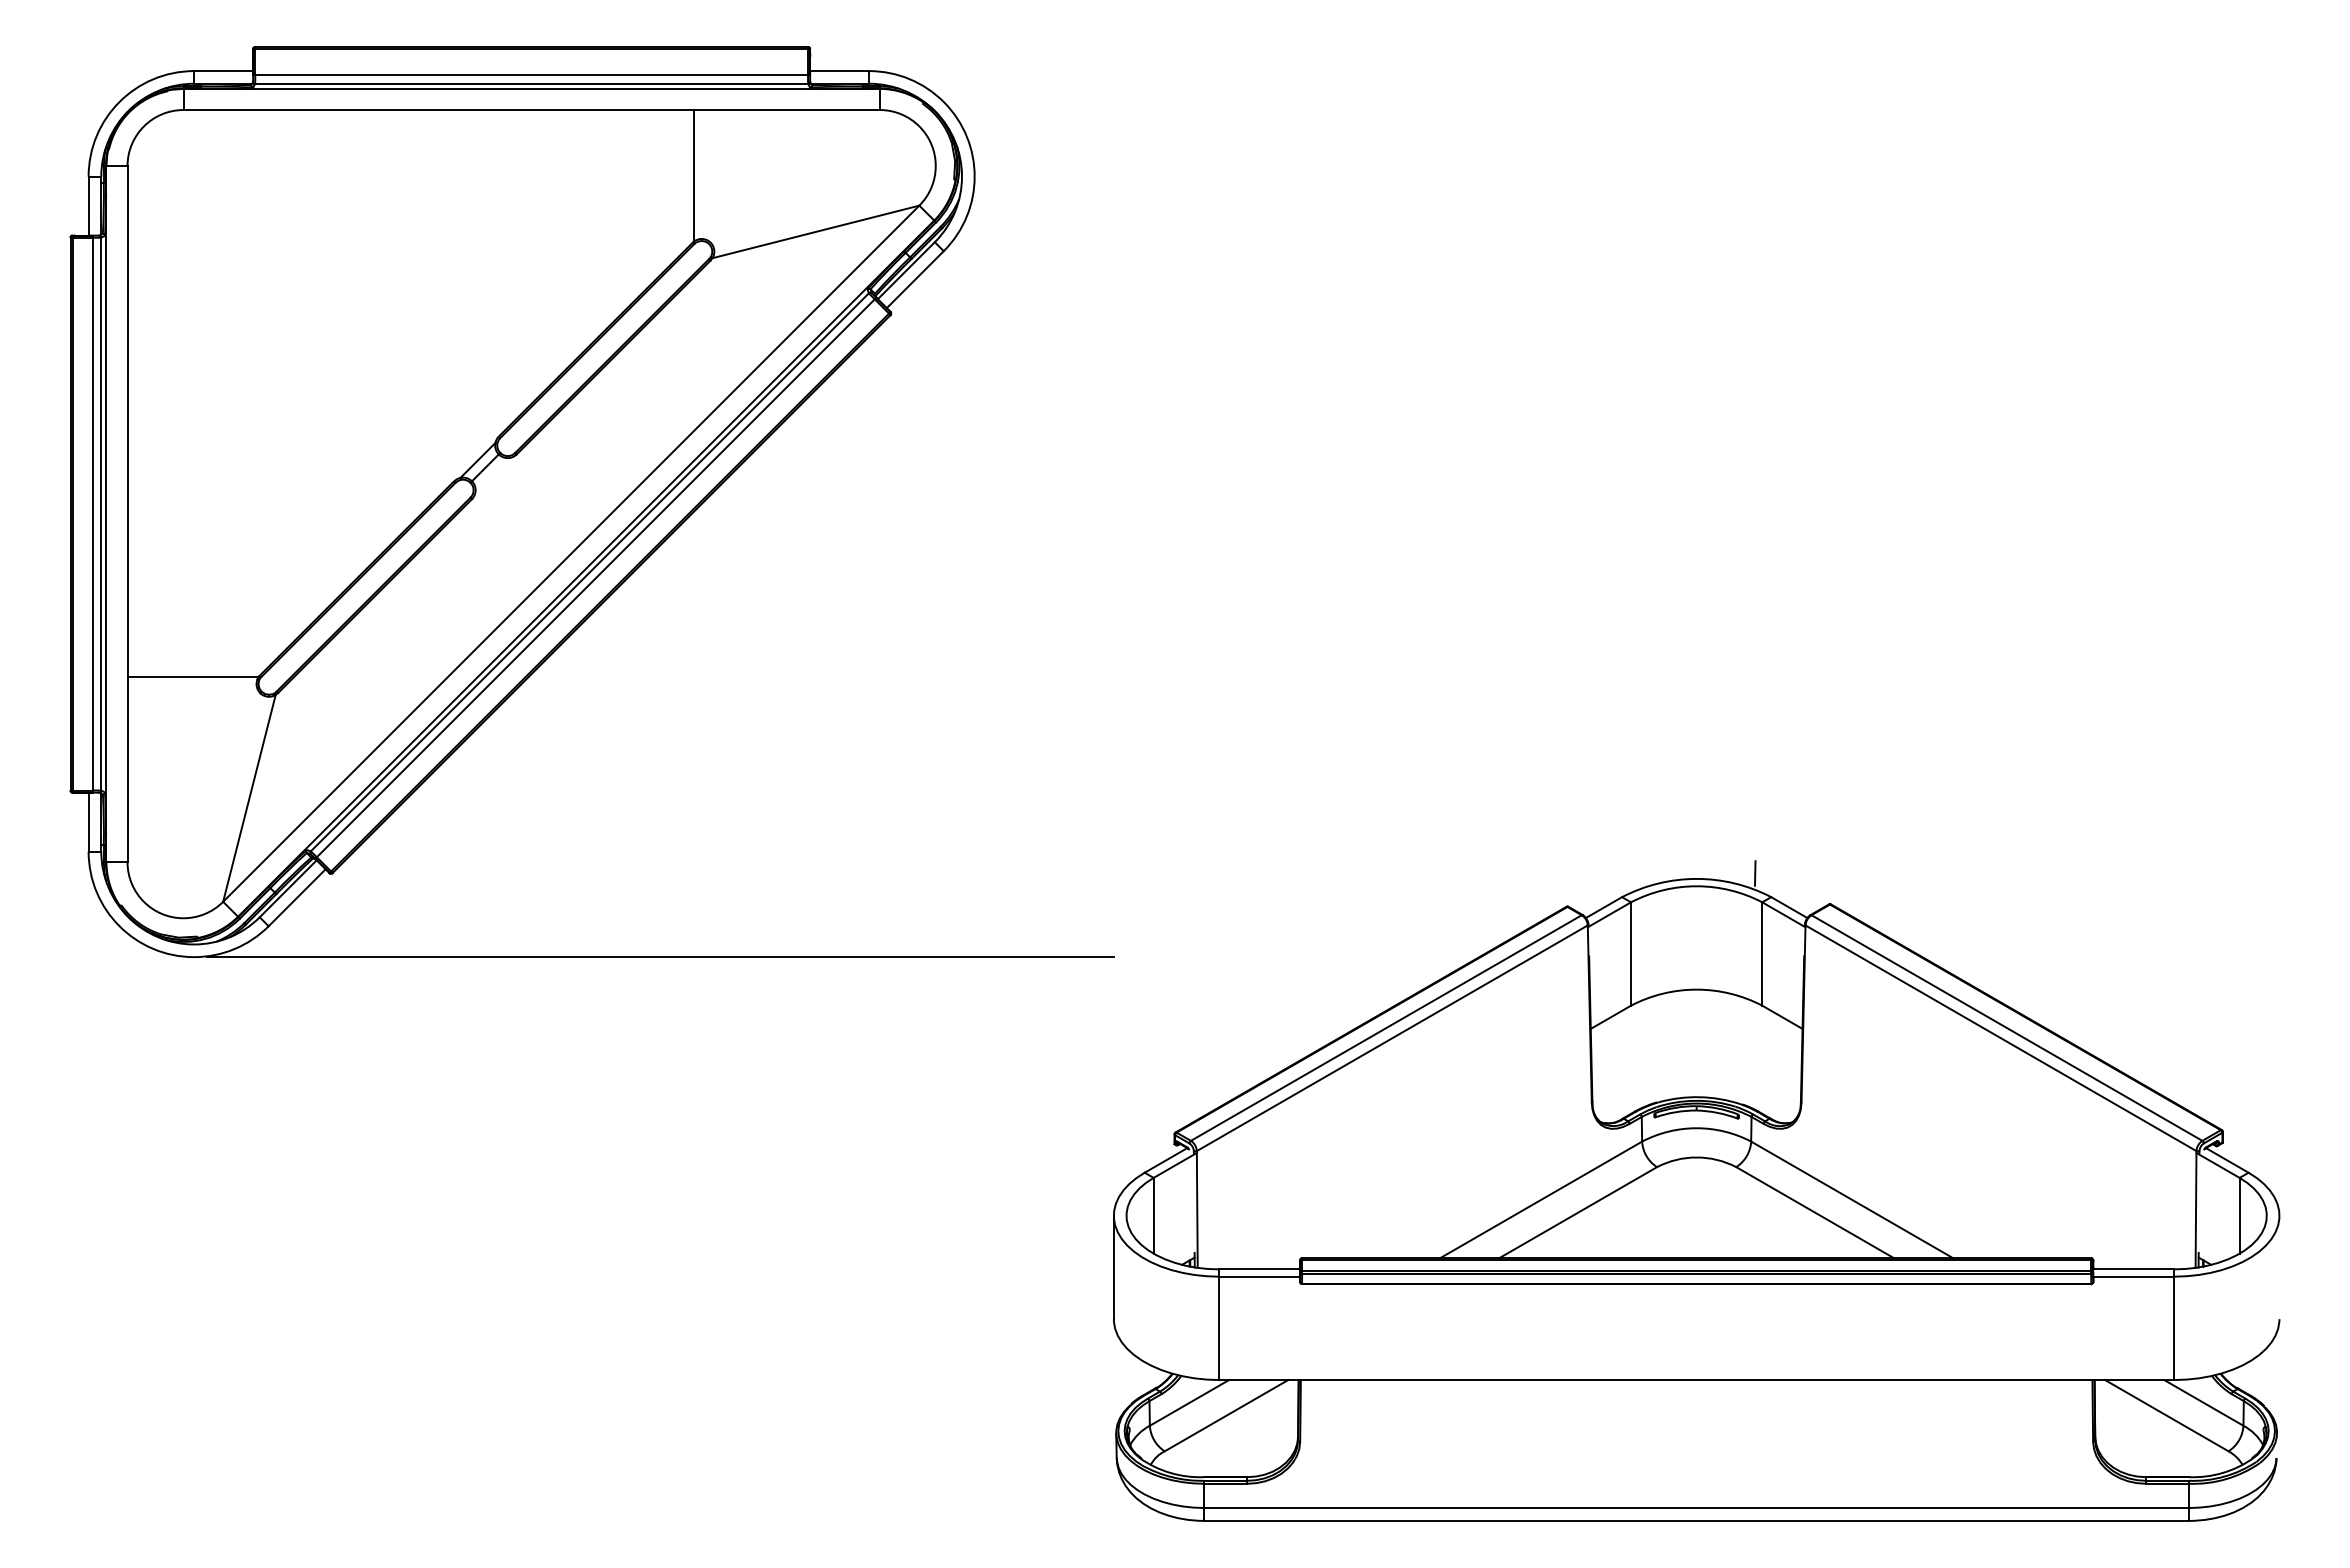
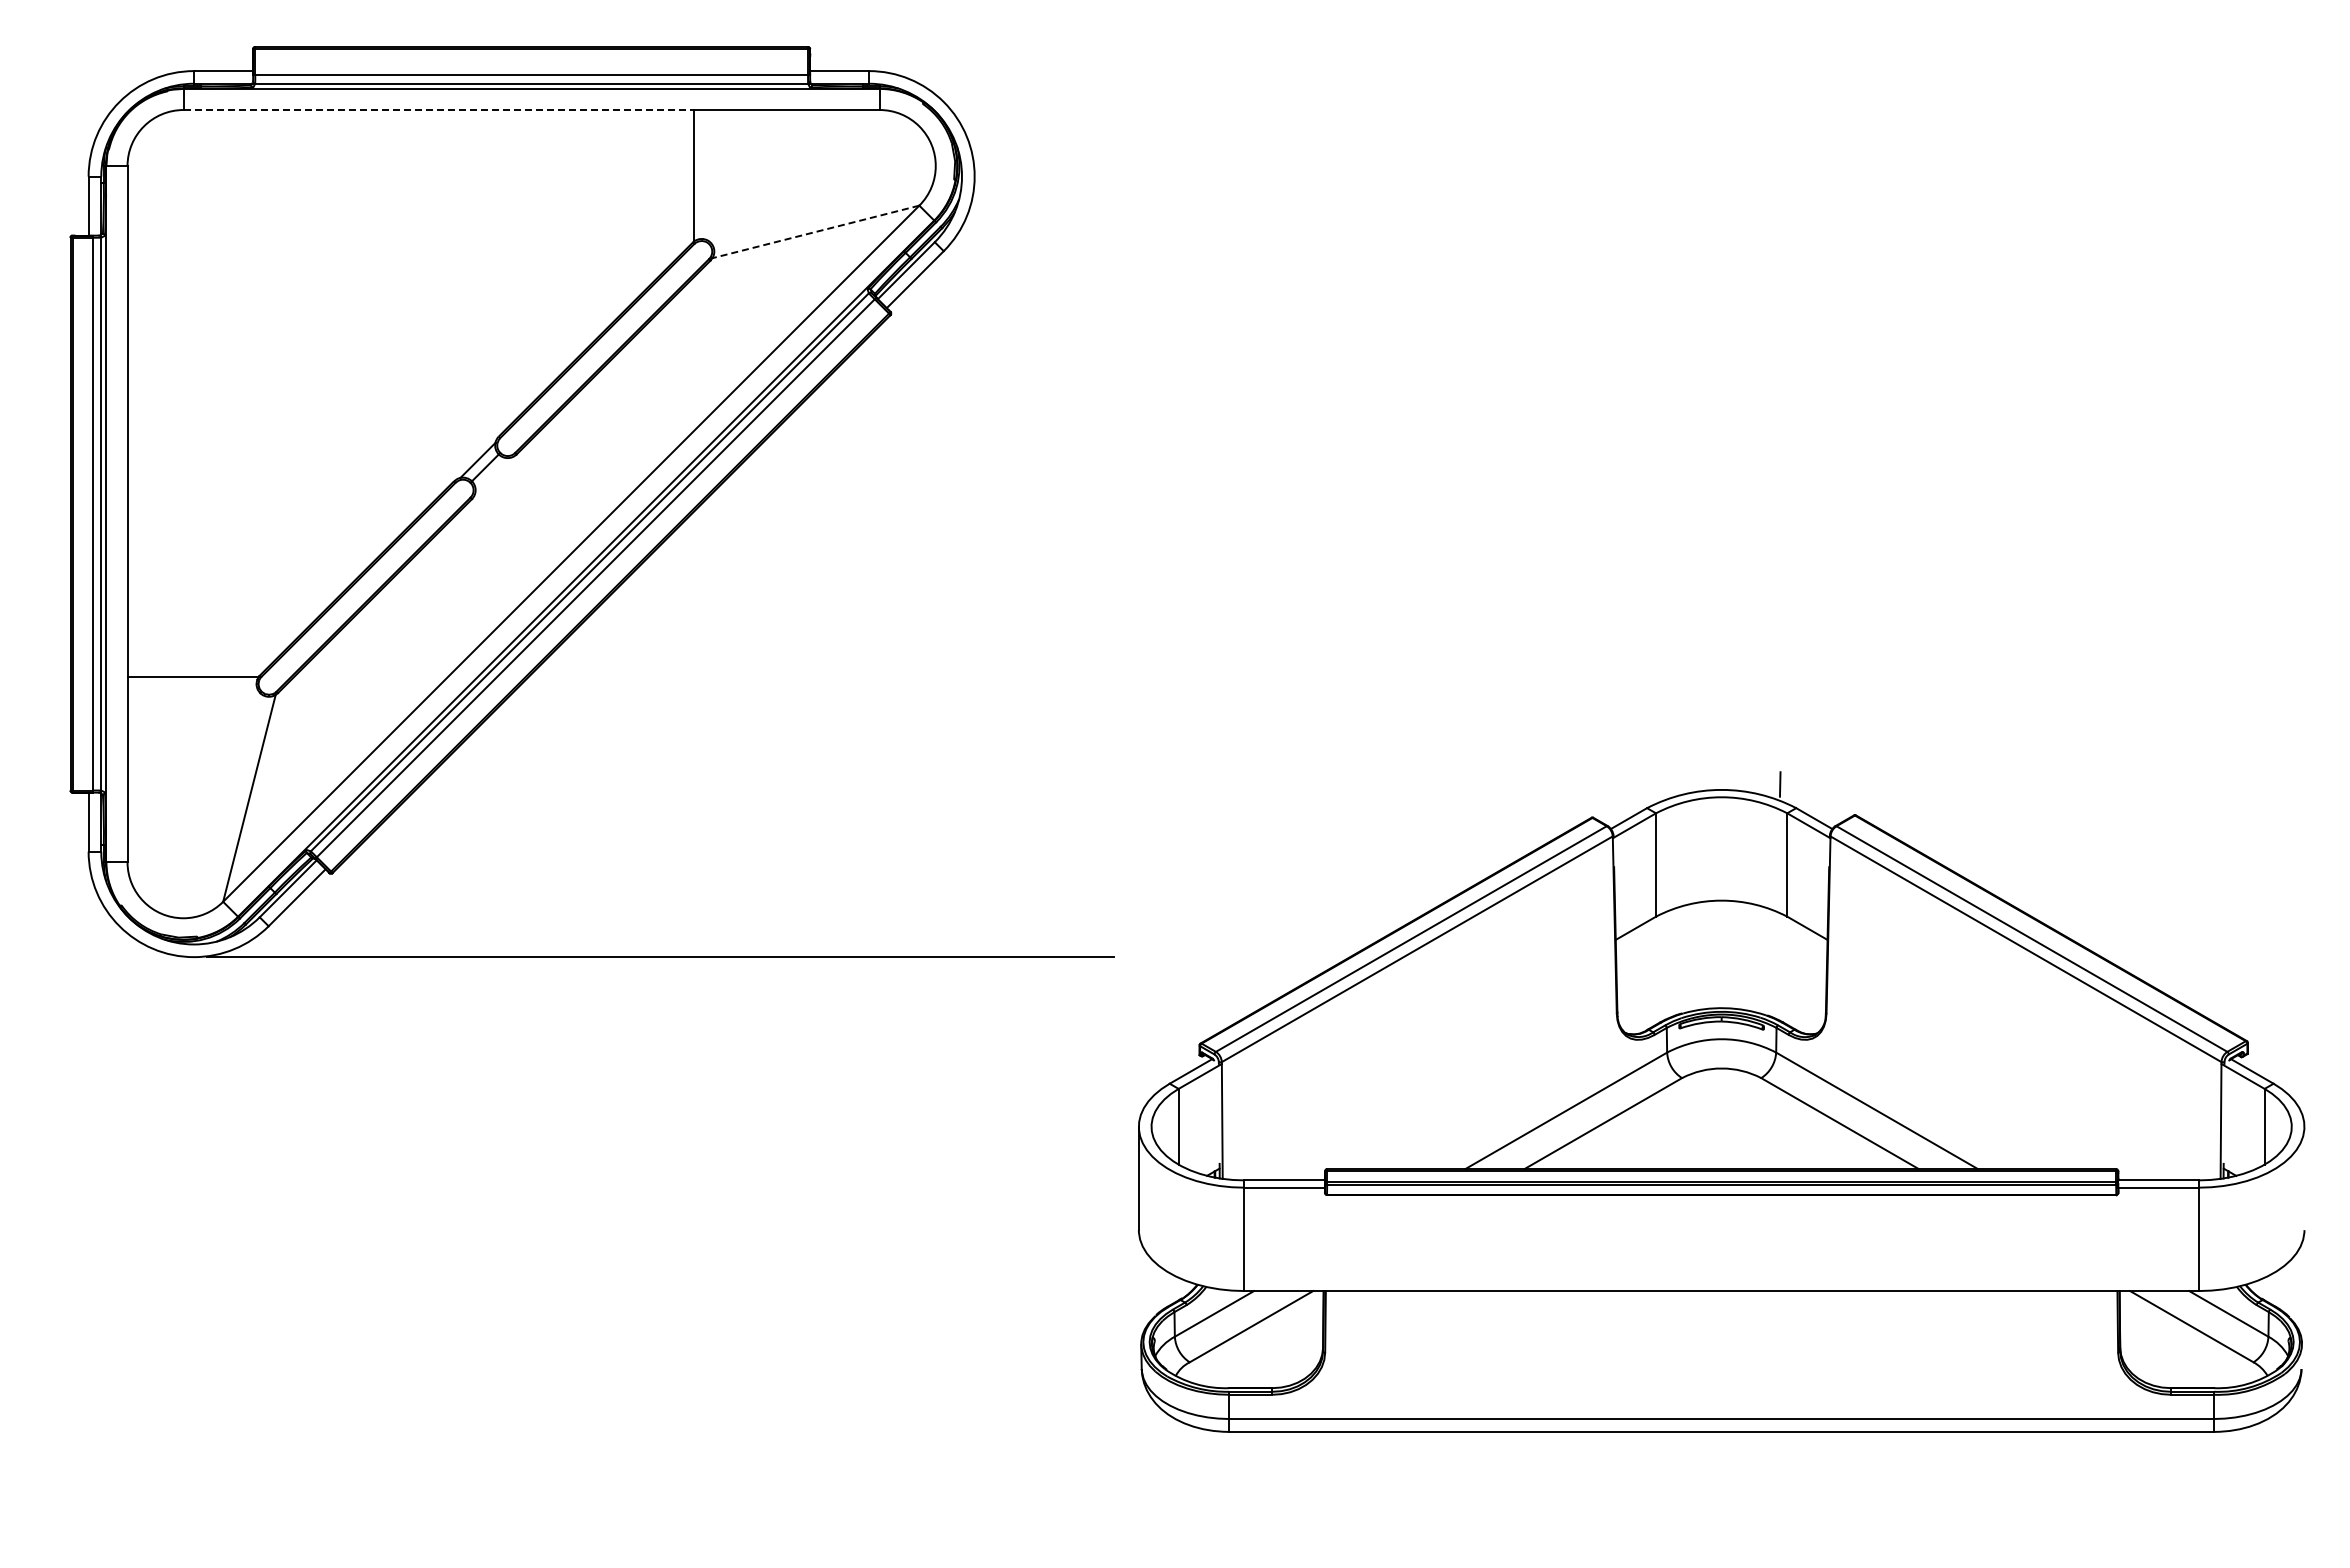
line: solid -> dashed (439, 110)
line: solid -> dashed (815, 231)
part position: (1696, 1190) -> (1721, 1101) (1721, 1101)
